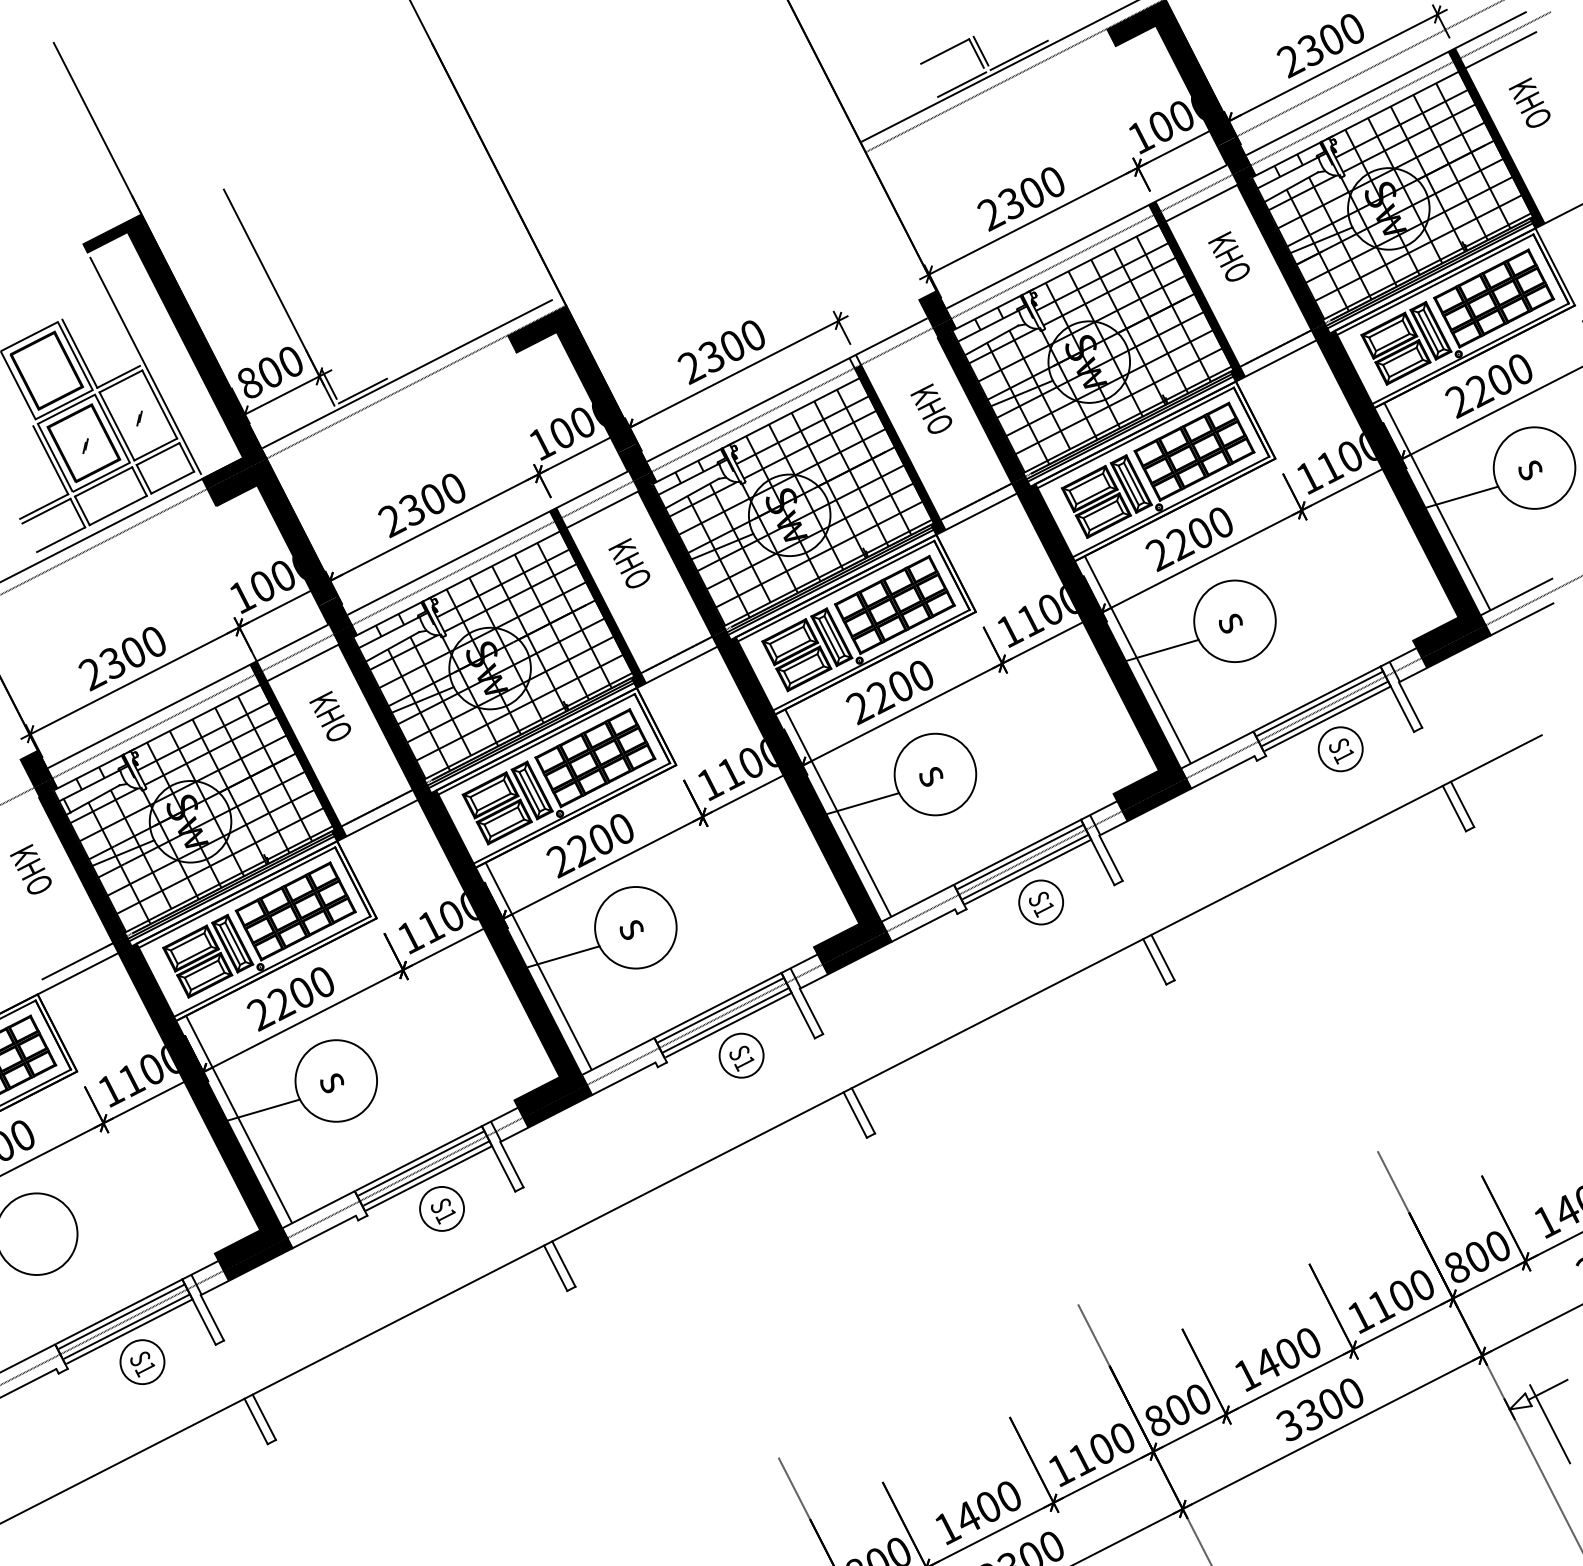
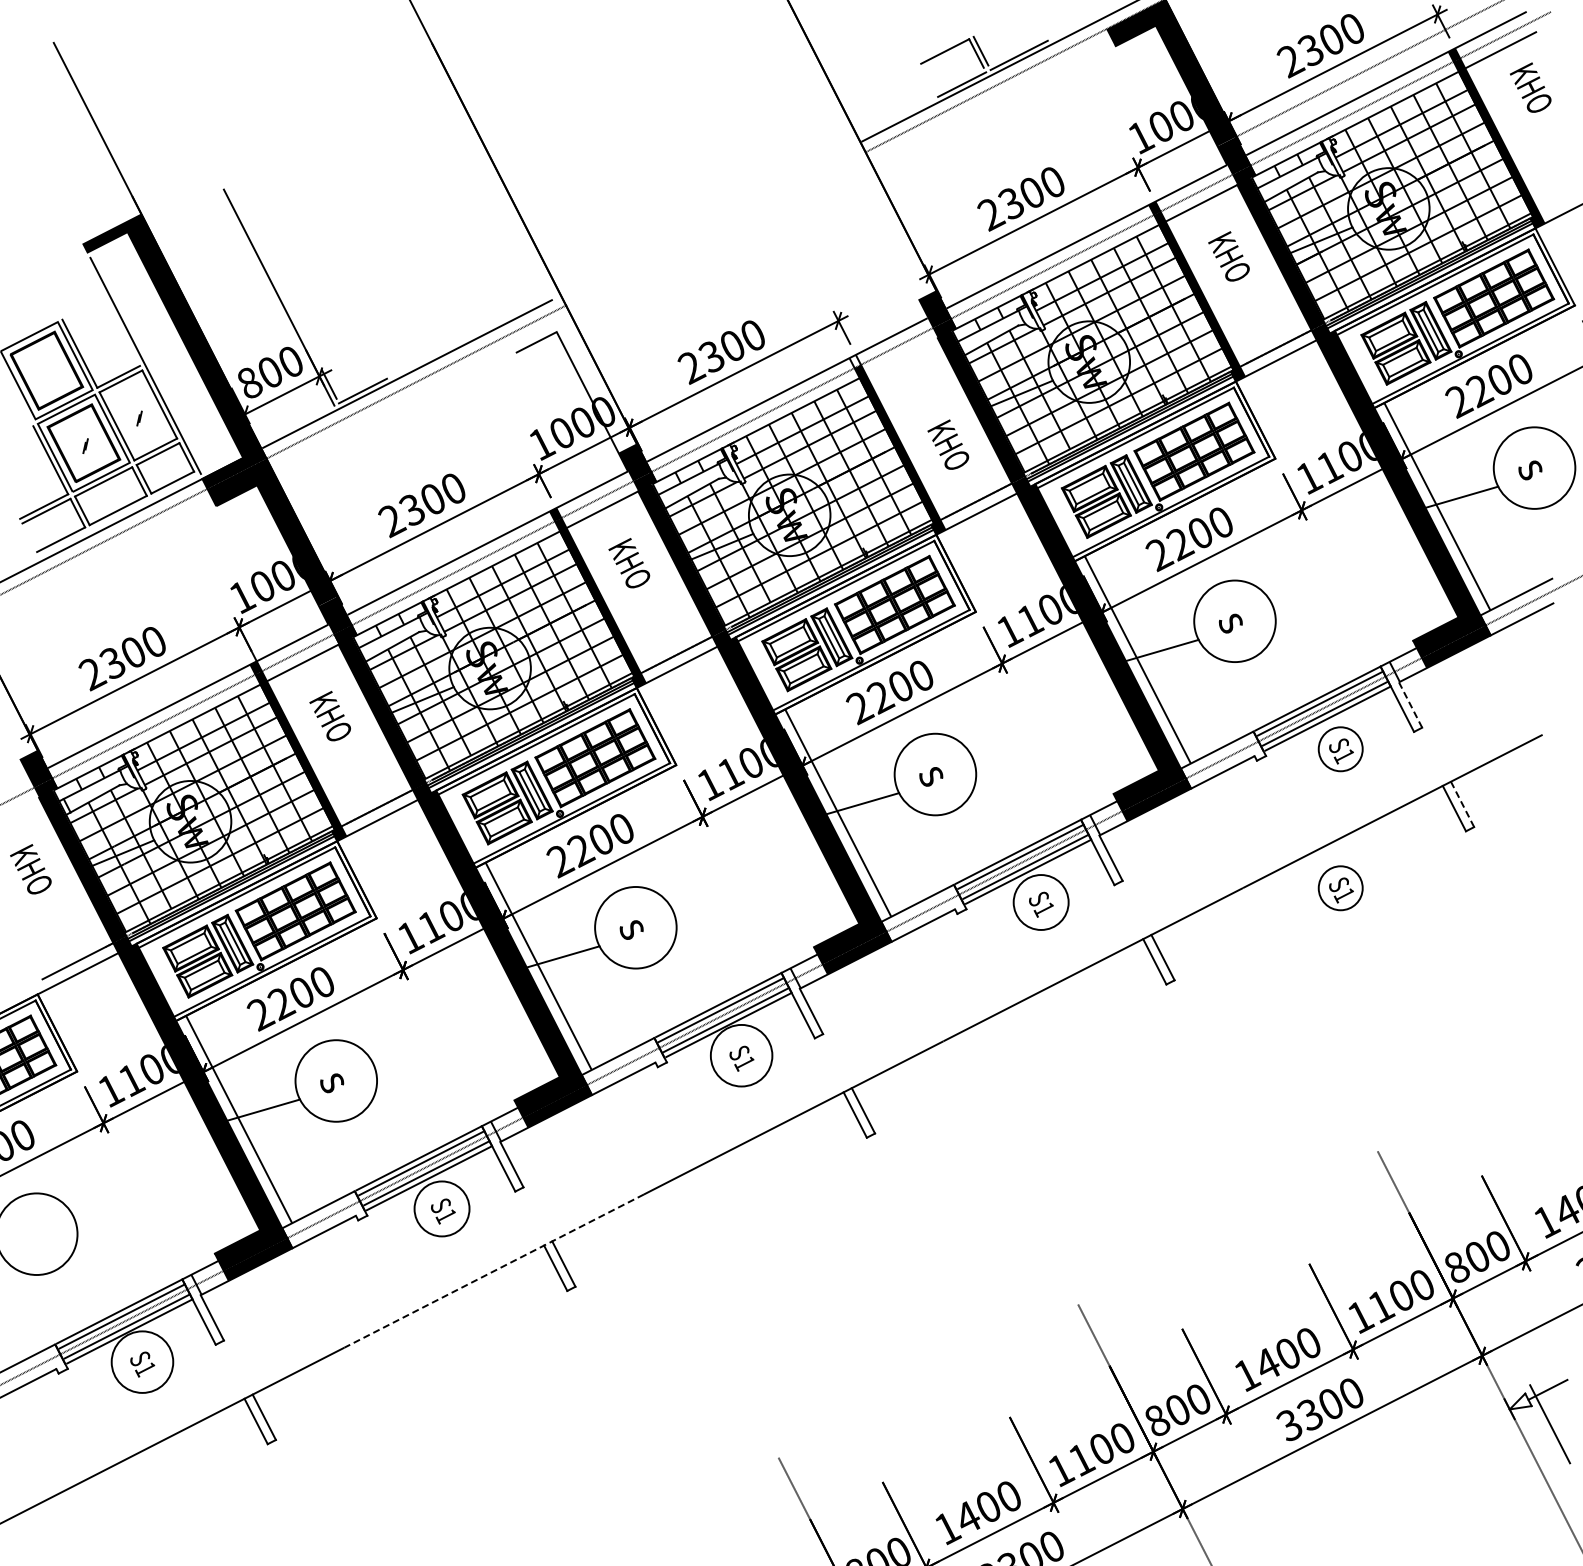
text position: (1529, 102) -> (1530, 87) (1530, 87)
fill: present -> none (571, 378)
text position: (931, 408) -> (948, 444) (948, 444)
line: solid -> dashed (1410, 705)
line: solid -> dashed (1462, 804)
part: none -> present (1340, 888)
circle diameter: 44 px -> 55 px (1040, 902)
circle diameter: 44 px -> 62 px (741, 1055)
circle diameter: 44 px -> 55 px (441, 1208)
line: solid -> dashed (493, 1271)
circle diameter: 44 px -> 62 px (142, 1361)
